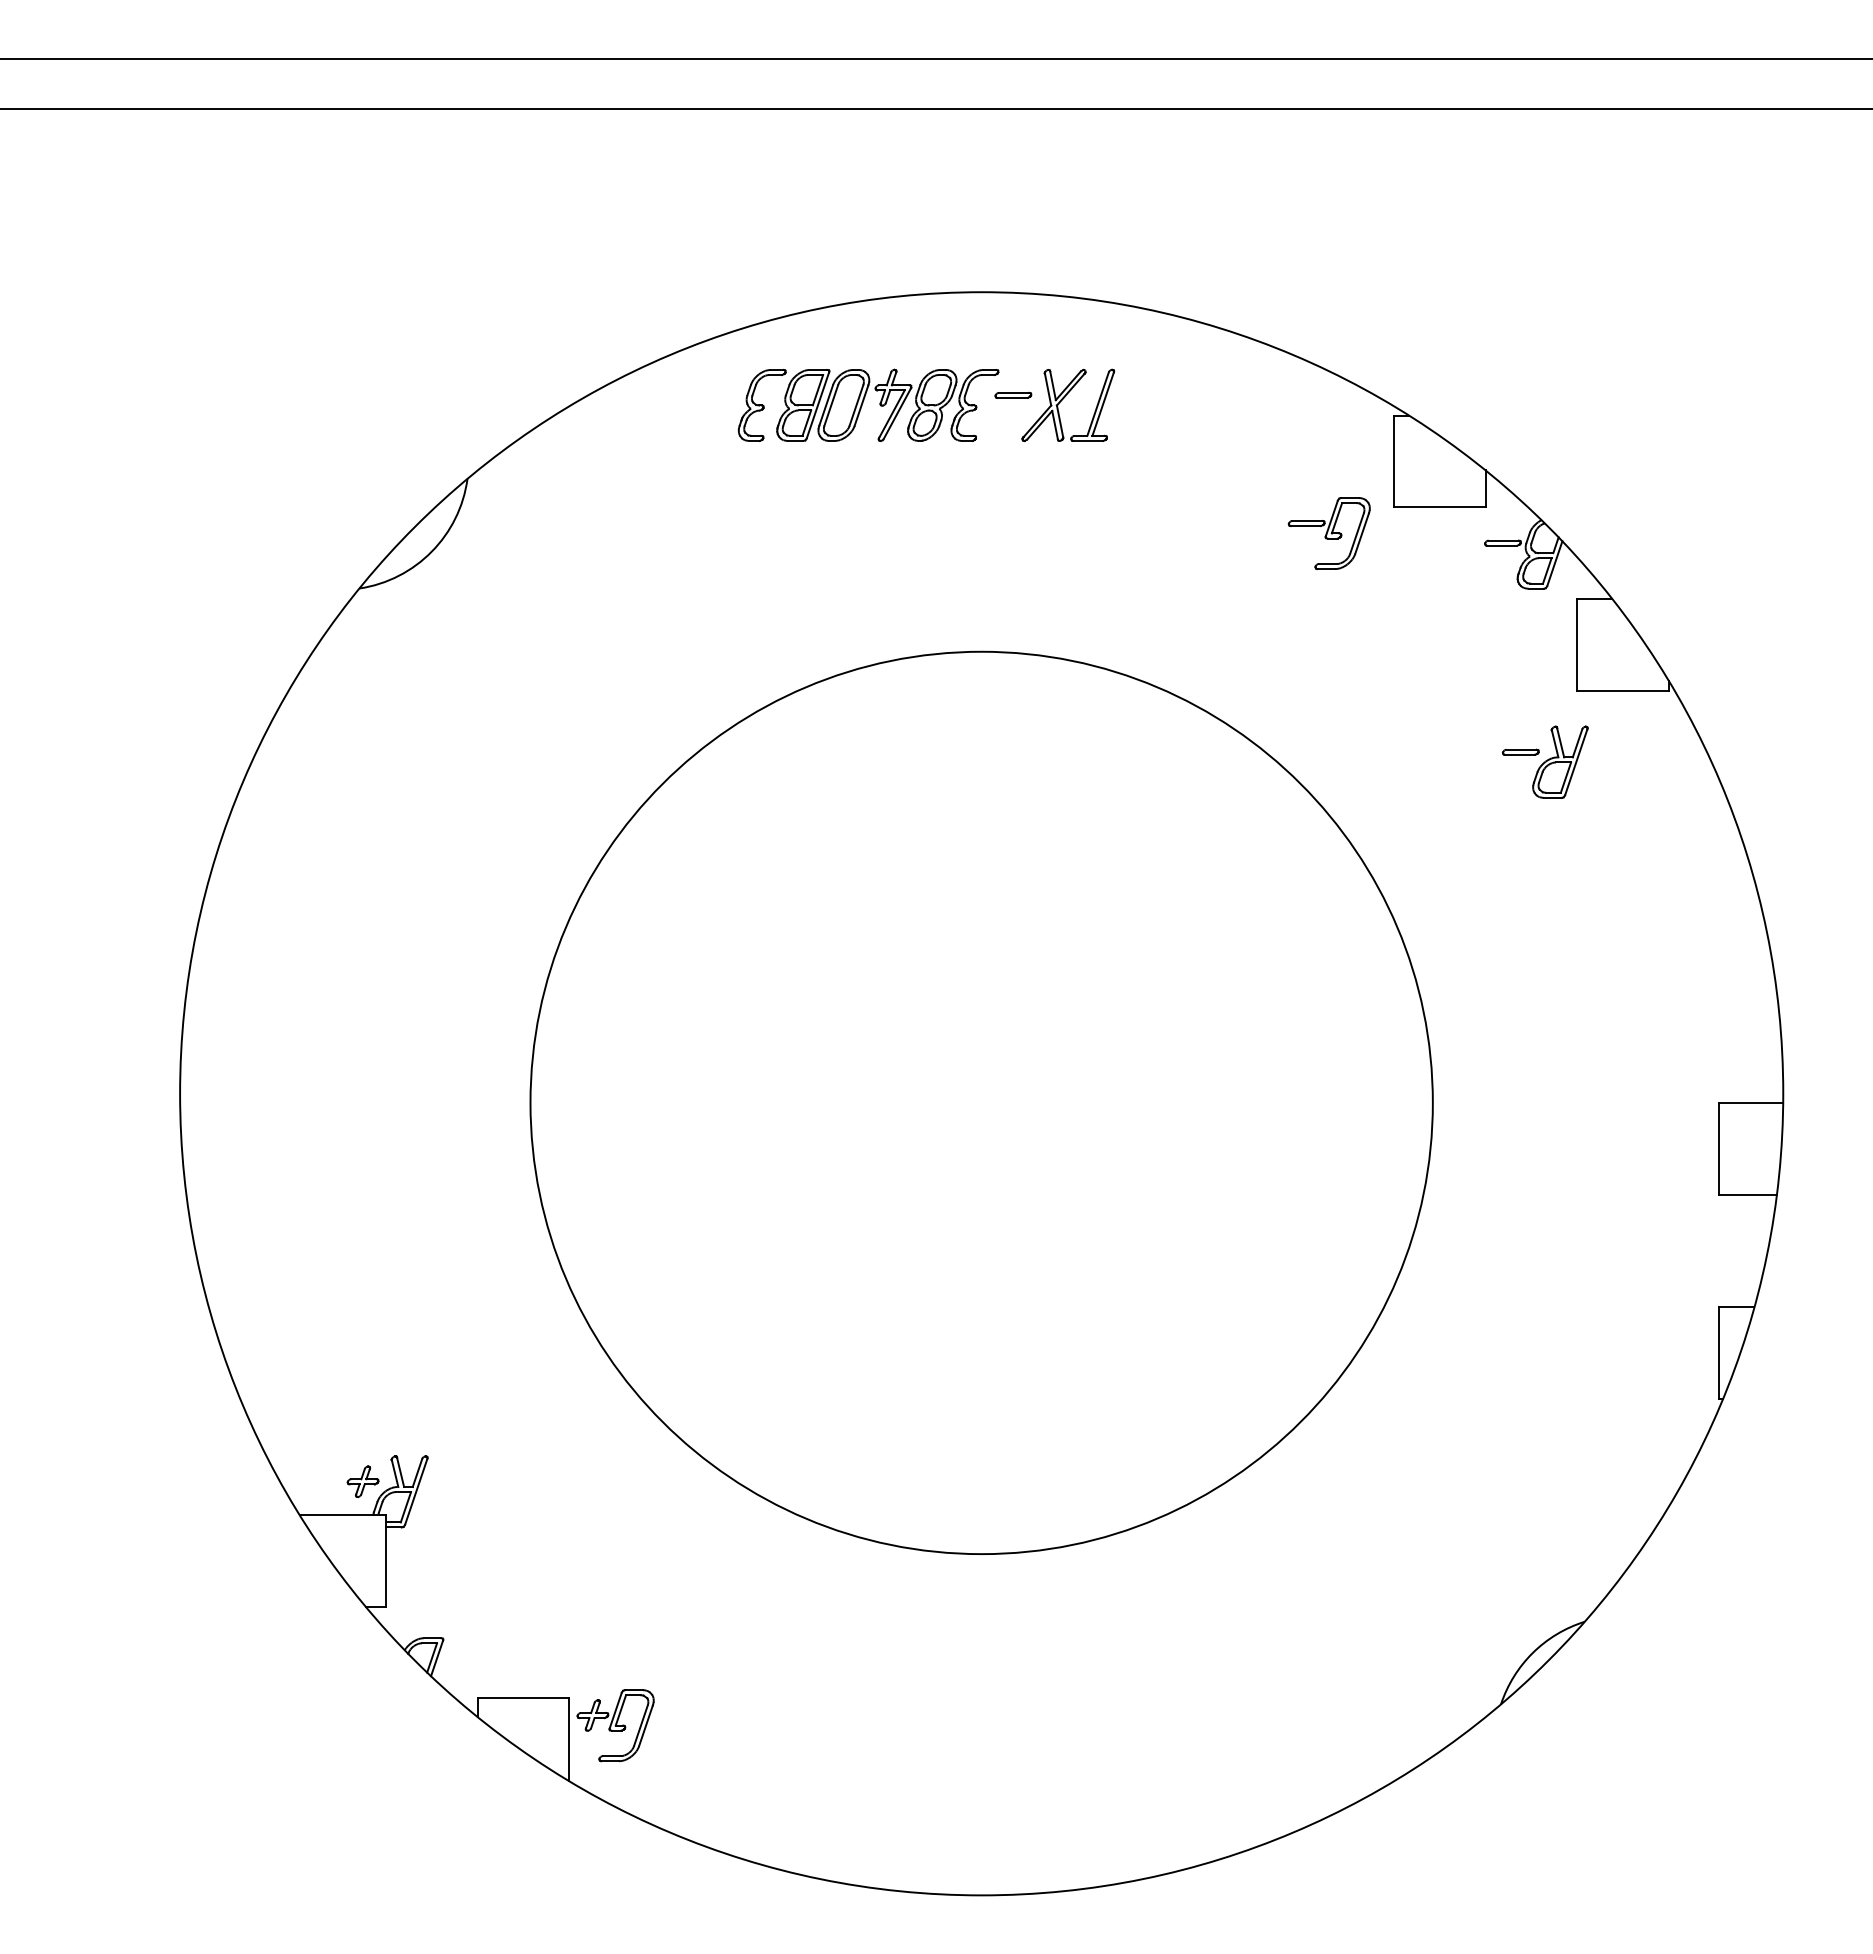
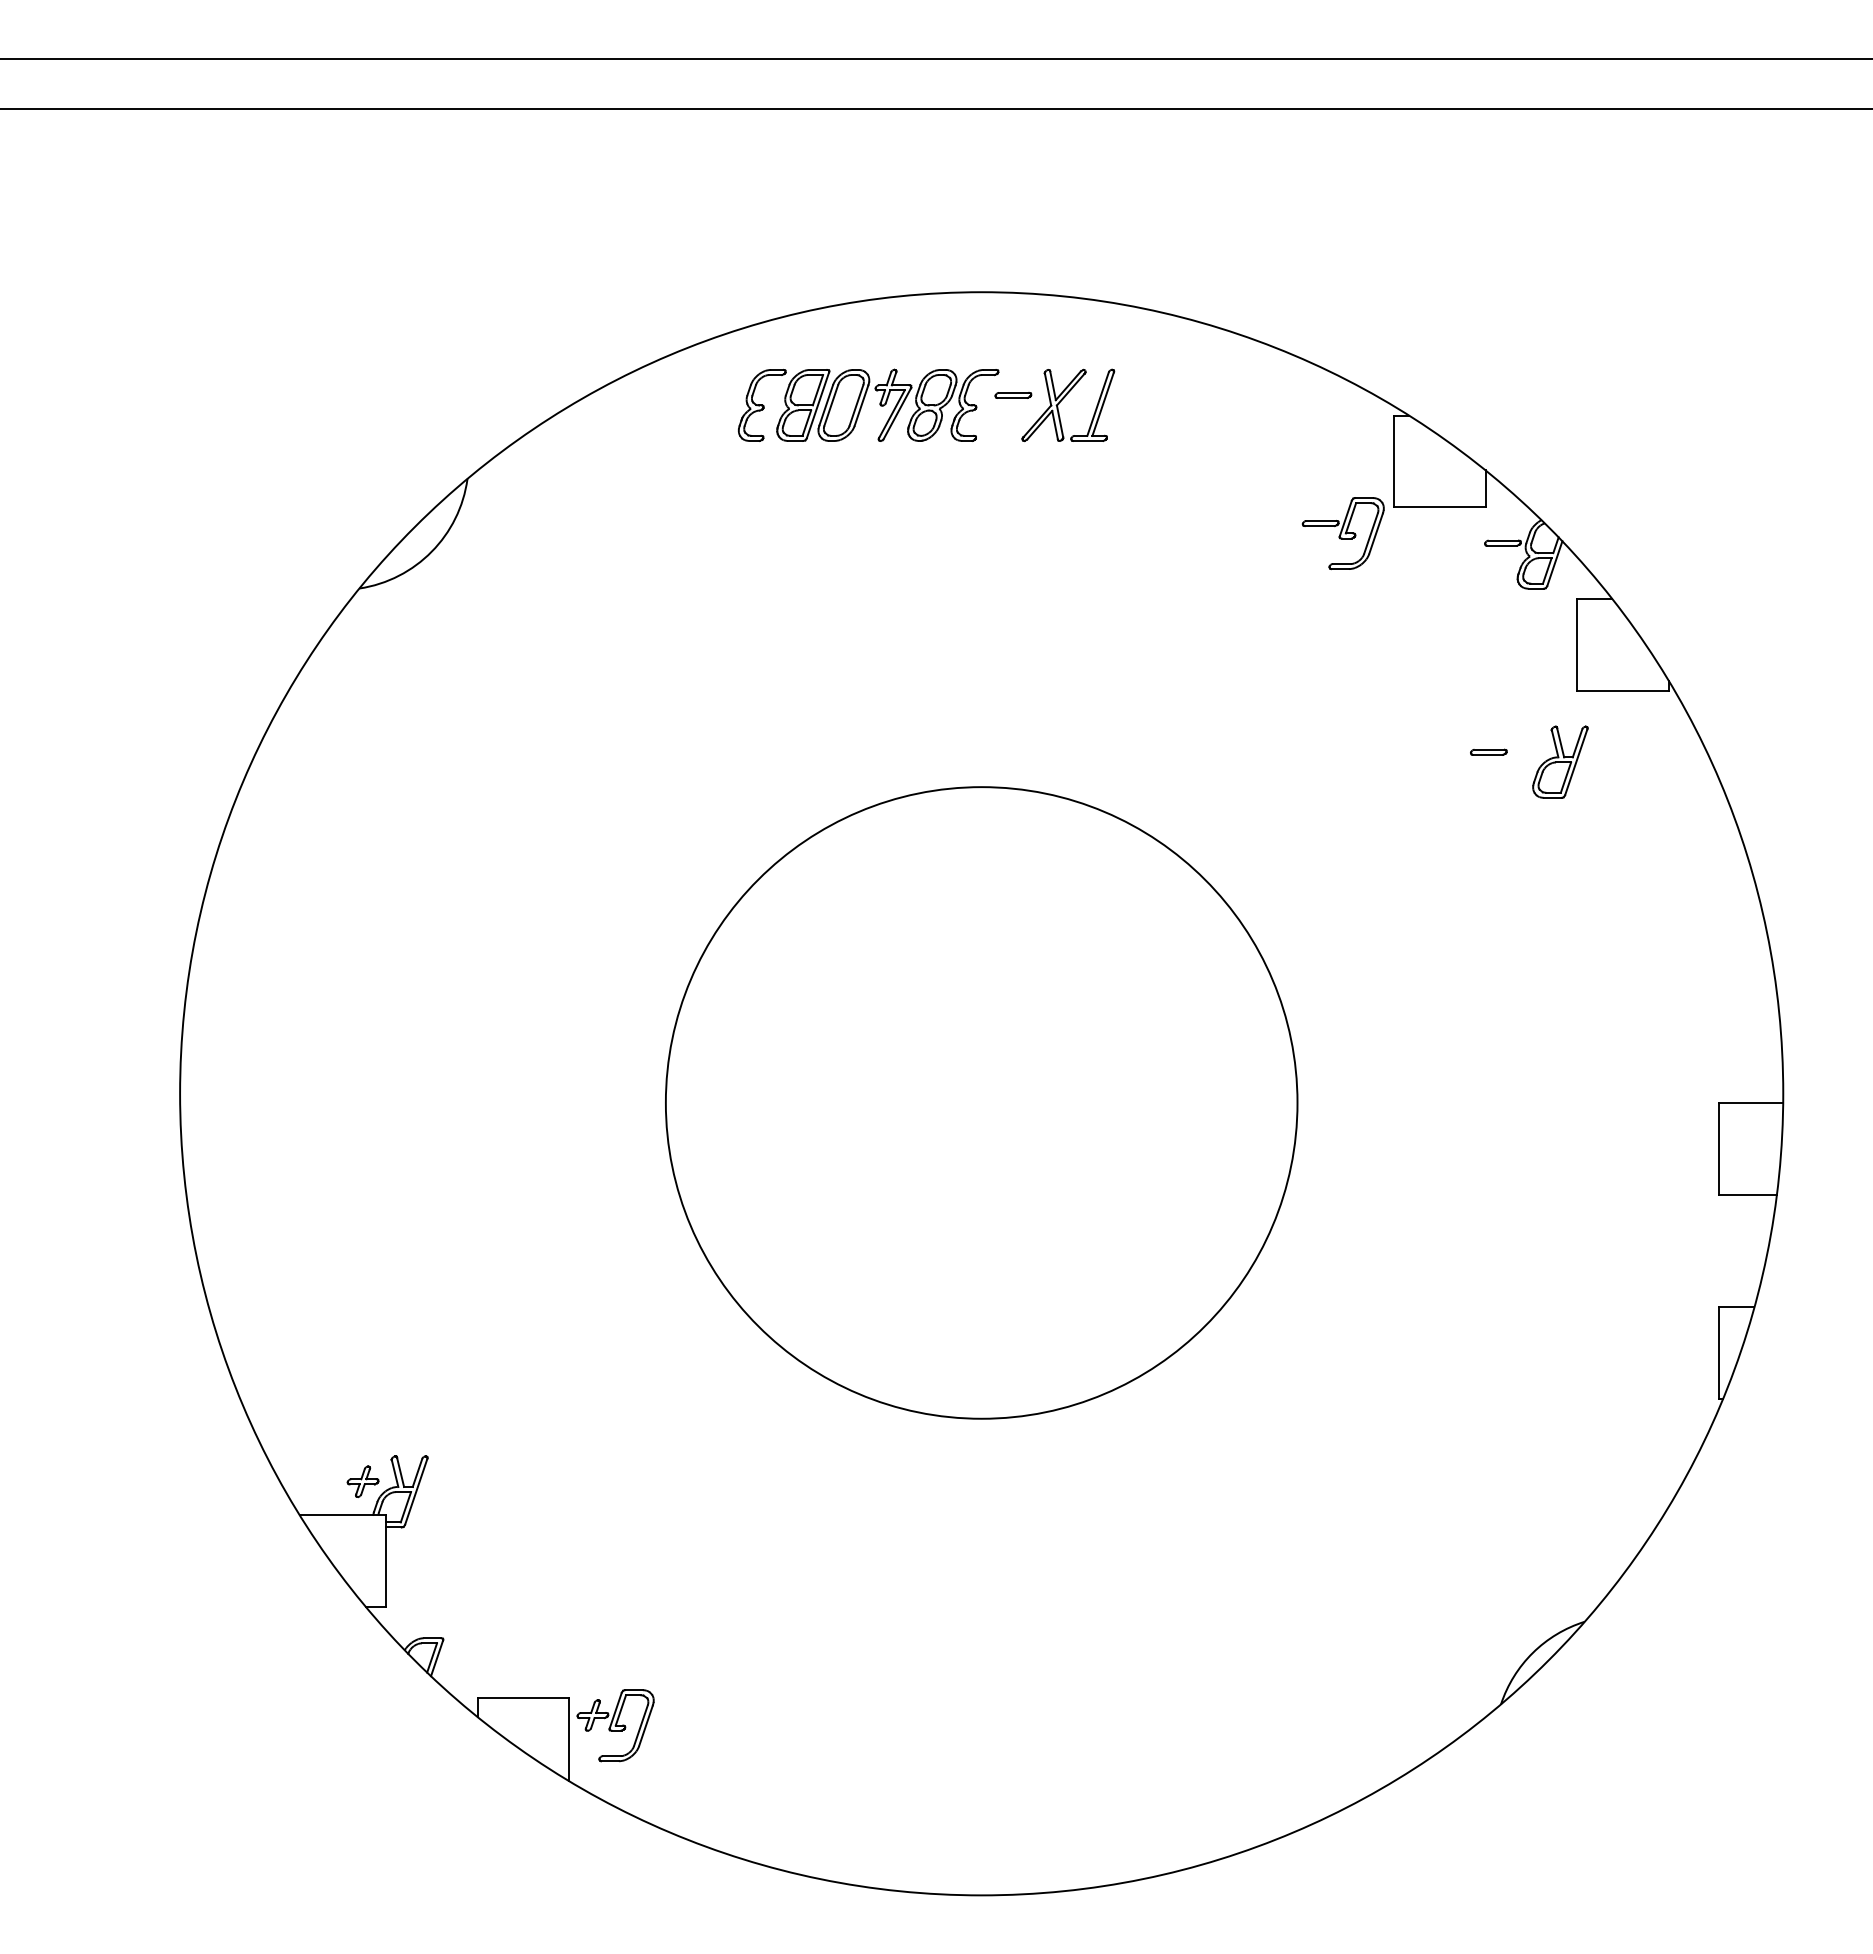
part position: (1328, 533) -> (1342, 533) (1342, 533)
part position: (1520, 751) -> (1488, 751) (1488, 751)
circle diameter: 902 px -> 632 px (981, 1102)
